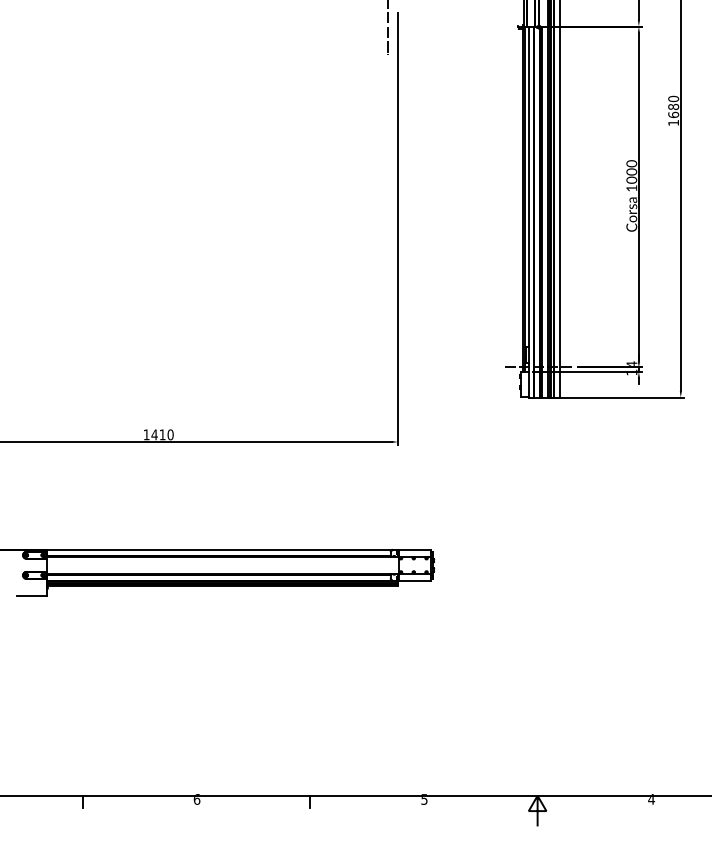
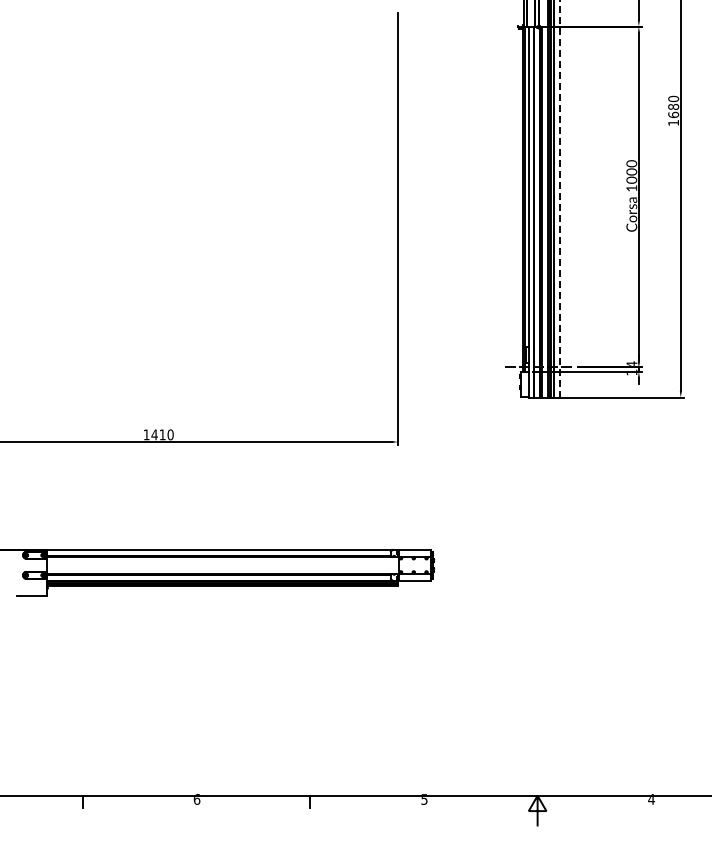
line: present -> none (387, 28)
line: solid -> dashed (560, 198)
